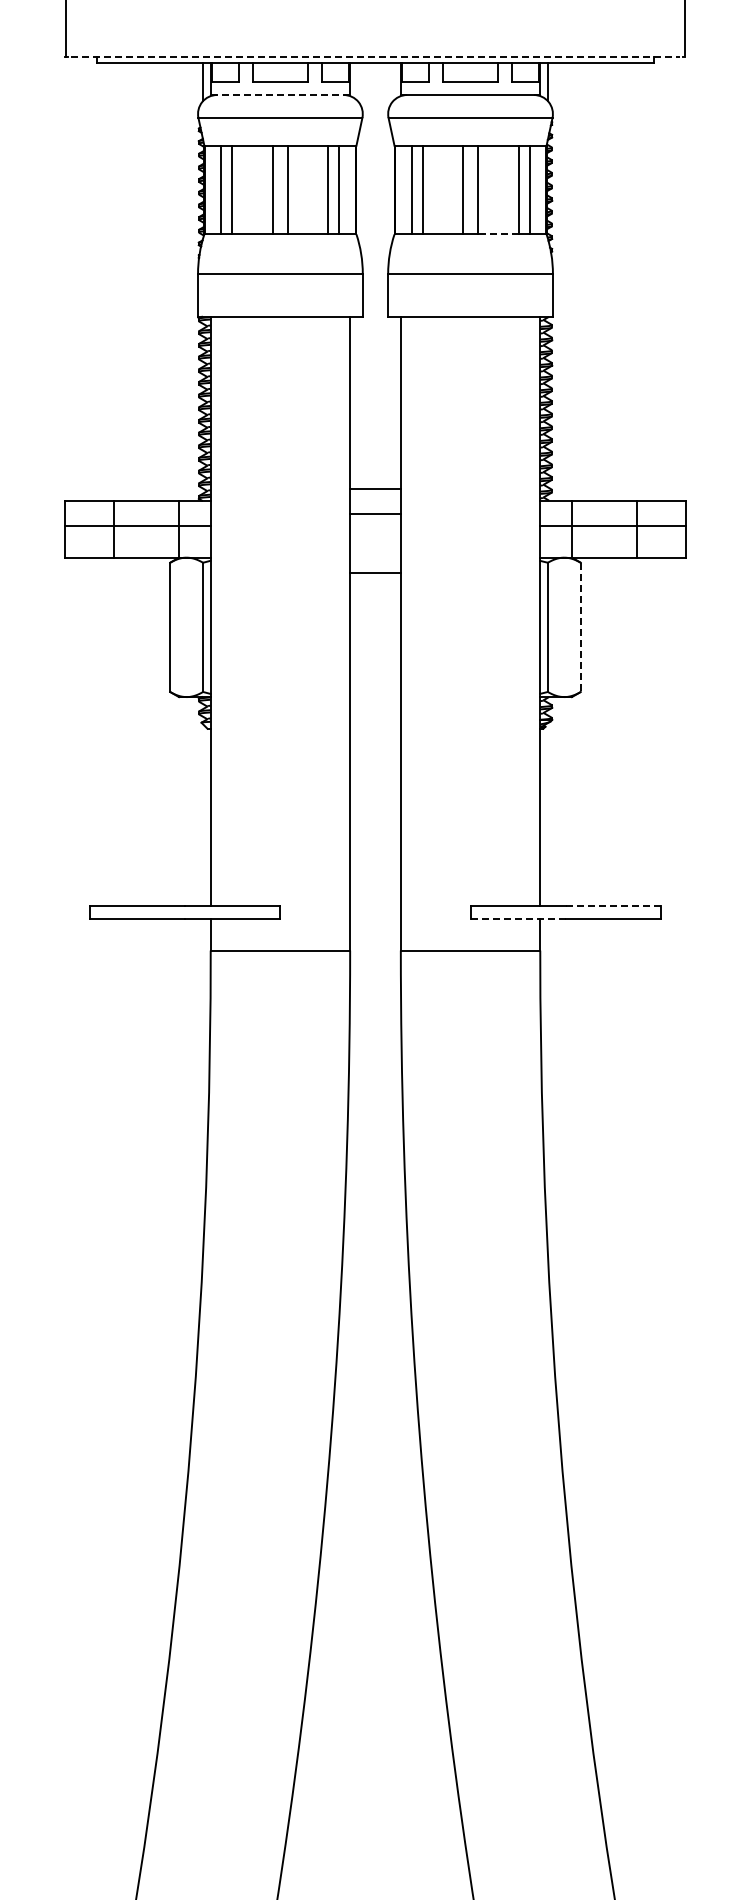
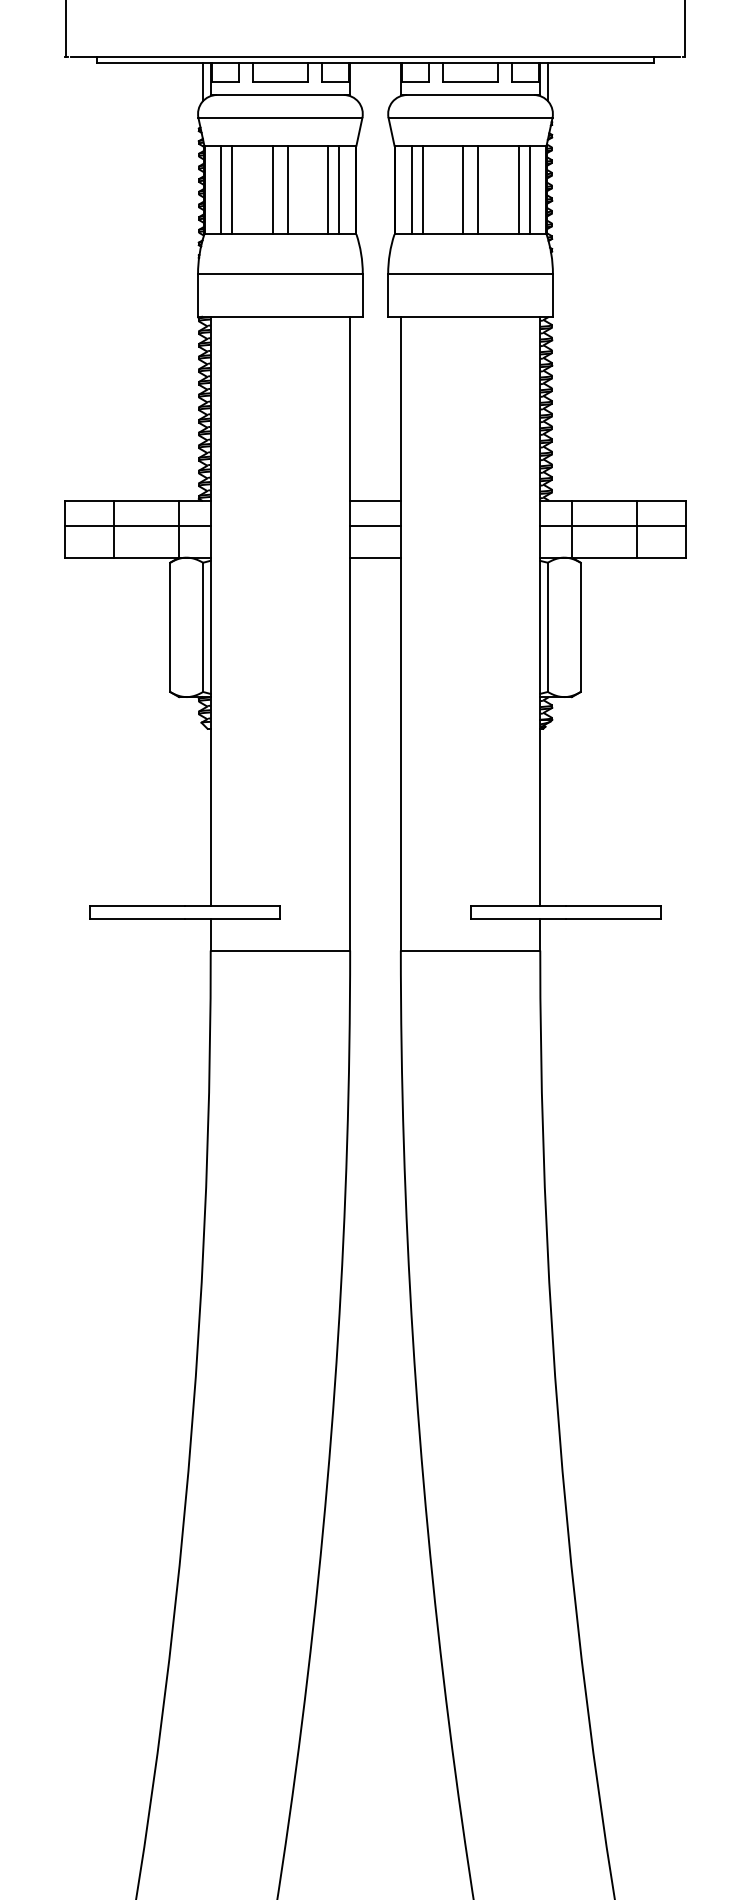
line: dashed -> solid (375, 56)
line: dashed -> solid (279, 95)
line: dashed -> solid (497, 234)
line position: (375, 488) -> (375, 500) (375, 500)
line position: (375, 513) -> (375, 525) (375, 525)
line position: (375, 572) -> (375, 557) (375, 557)
line: dashed -> solid (580, 627)
line: dashed -> solid (613, 906)
line: dashed -> solid (518, 918)
